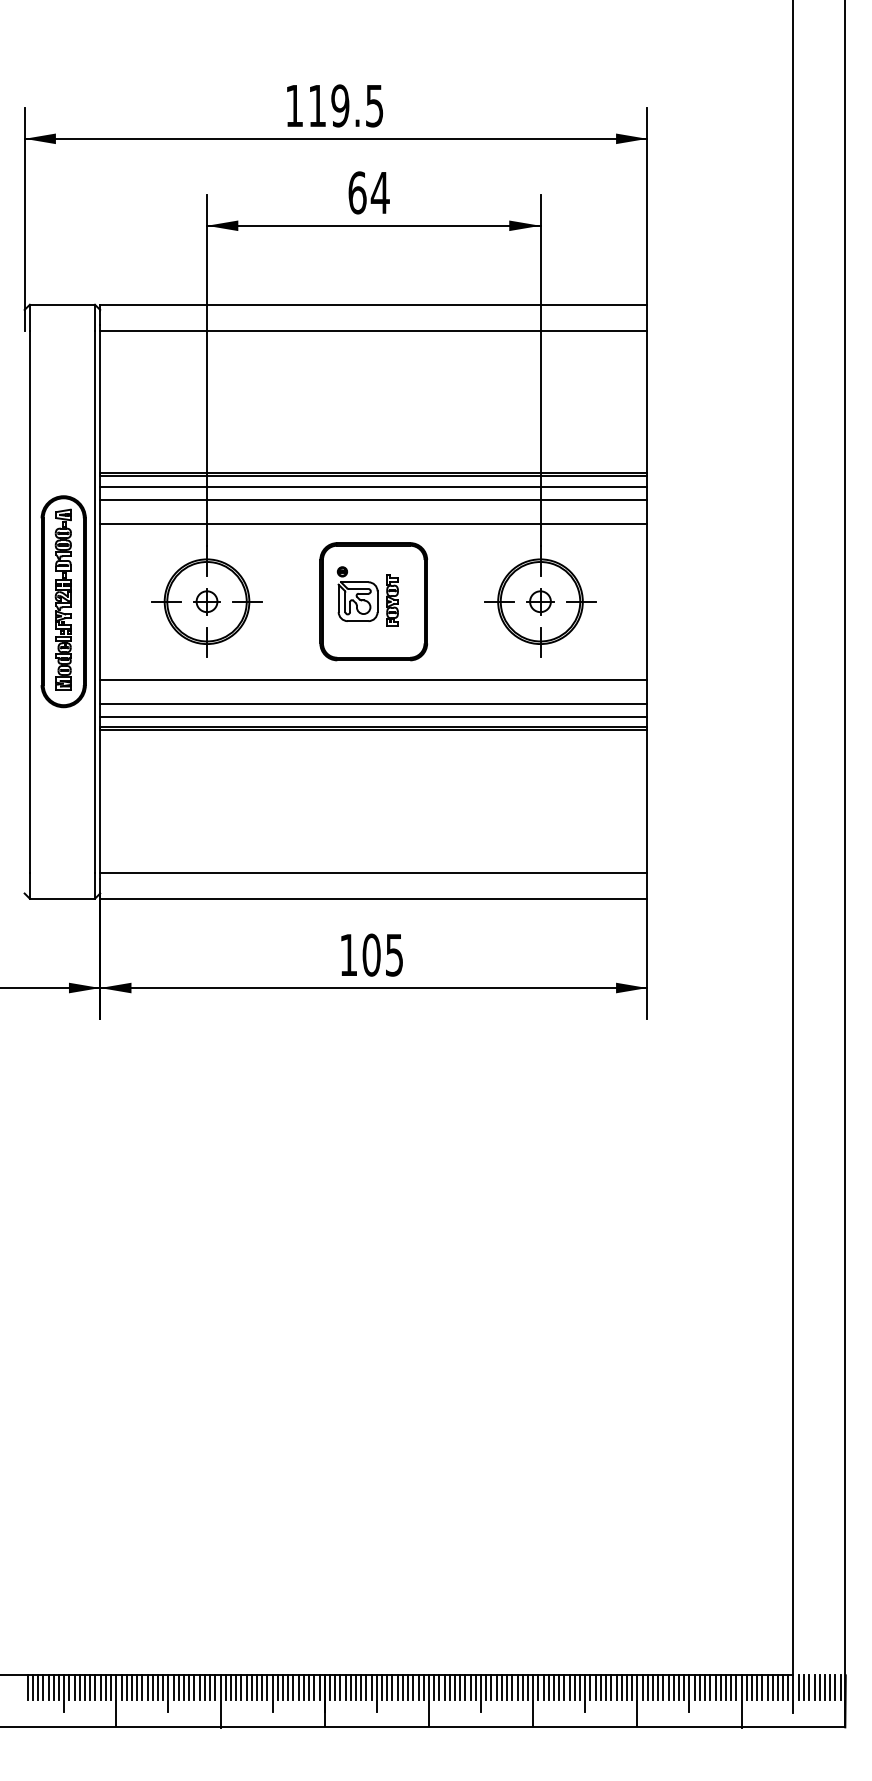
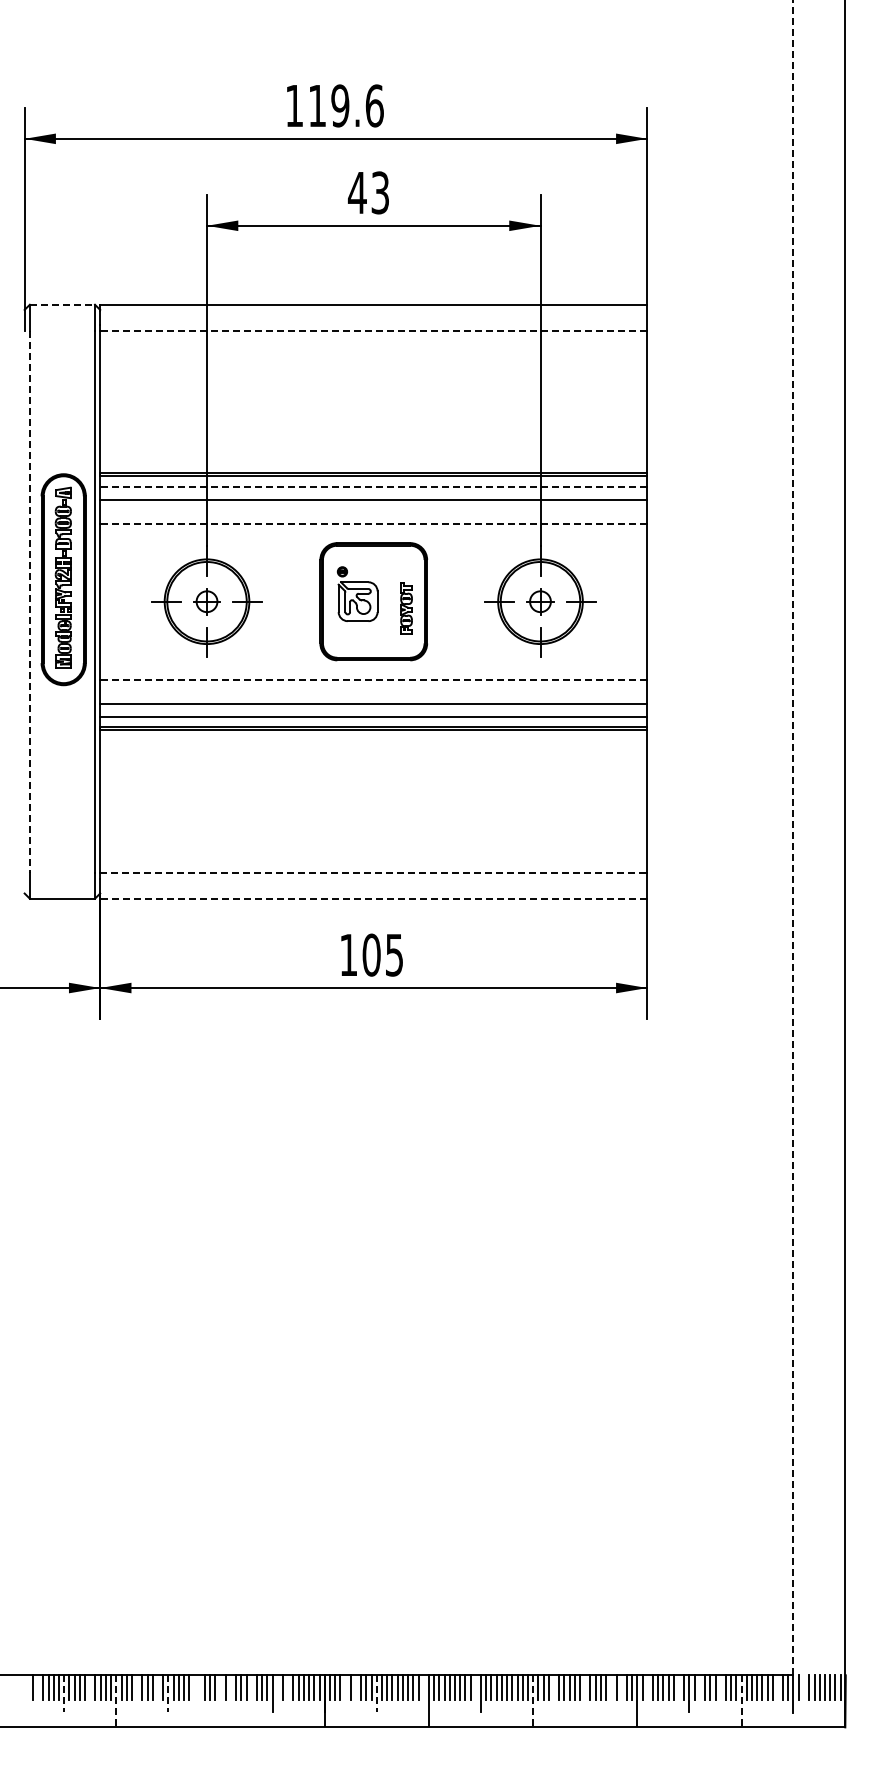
text: 119.5 -> 119.6 (374, 105)
text: 64 -> 43 (368, 192)
line: solid -> dashed (62, 304)
line: solid -> dashed (373, 330)
line: solid -> dashed (373, 486)
line: solid -> dashed (373, 523)
part position: (392, 600) -> (406, 608) (406, 608)
line: solid -> dashed (29, 601)
part position: (63, 601) -> (63, 579) (63, 579)
line: solid -> dashed (373, 679)
line: solid -> dashed (793, 837)
line: solid -> dashed (373, 872)
line: solid -> dashed (373, 898)
line: present -> none (27, 1687)
line: present -> none (38, 1687)
line: present -> none (90, 1687)
line: present -> none (137, 1687)
line: present -> none (158, 1687)
line: present -> none (194, 1687)
line: present -> none (199, 1687)
line: present -> none (230, 1687)
line: present -> none (251, 1687)
line: present -> none (277, 1687)
line: present -> none (288, 1687)
line: present -> none (345, 1687)
line: present -> none (356, 1687)
line: present -> none (423, 1687)
line: present -> none (475, 1687)
line: present -> none (554, 1687)
line: present -> none (611, 1687)
line: present -> none (621, 1687)
line: present -> none (647, 1687)
line: present -> none (679, 1687)
line: present -> none (699, 1687)
line: present -> none (720, 1687)
line: present -> none (778, 1687)
line: present -> none (804, 1687)
line: present -> none (585, 1693)
line: solid -> dashed (64, 1694)
line: solid -> dashed (168, 1694)
line: solid -> dashed (376, 1694)
line: solid -> dashed (116, 1701)
line: present -> none (220, 1701)
line: solid -> dashed (533, 1701)
line: solid -> dashed (741, 1702)
